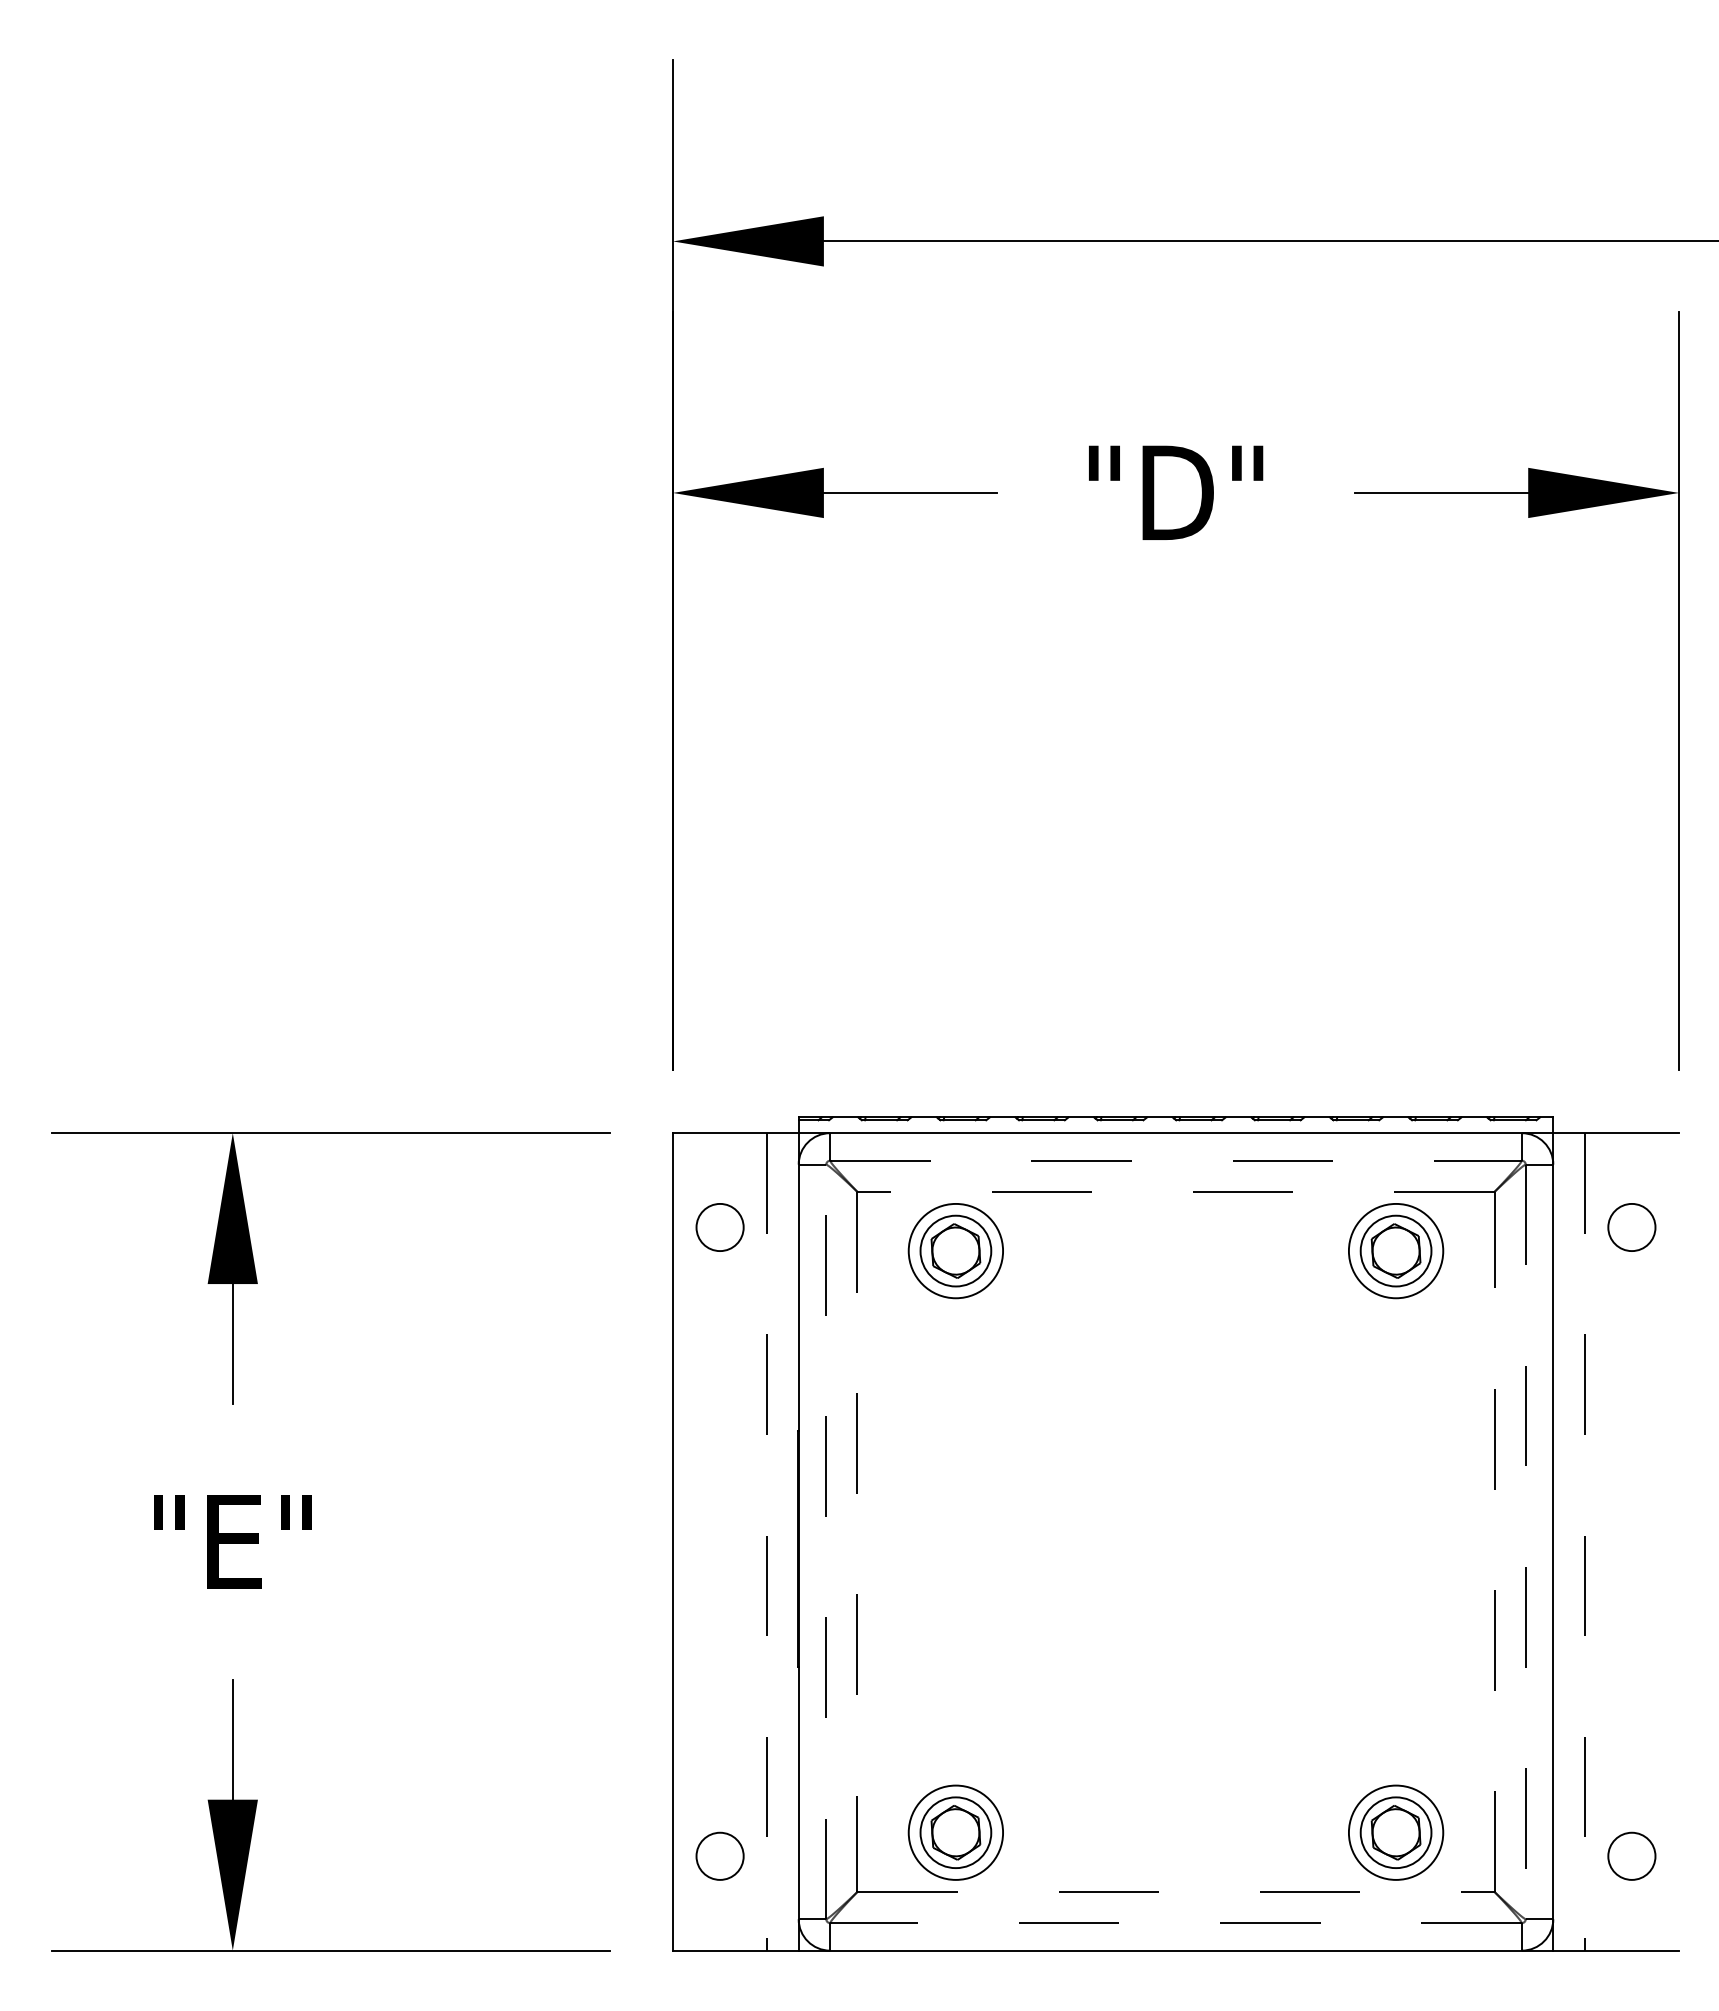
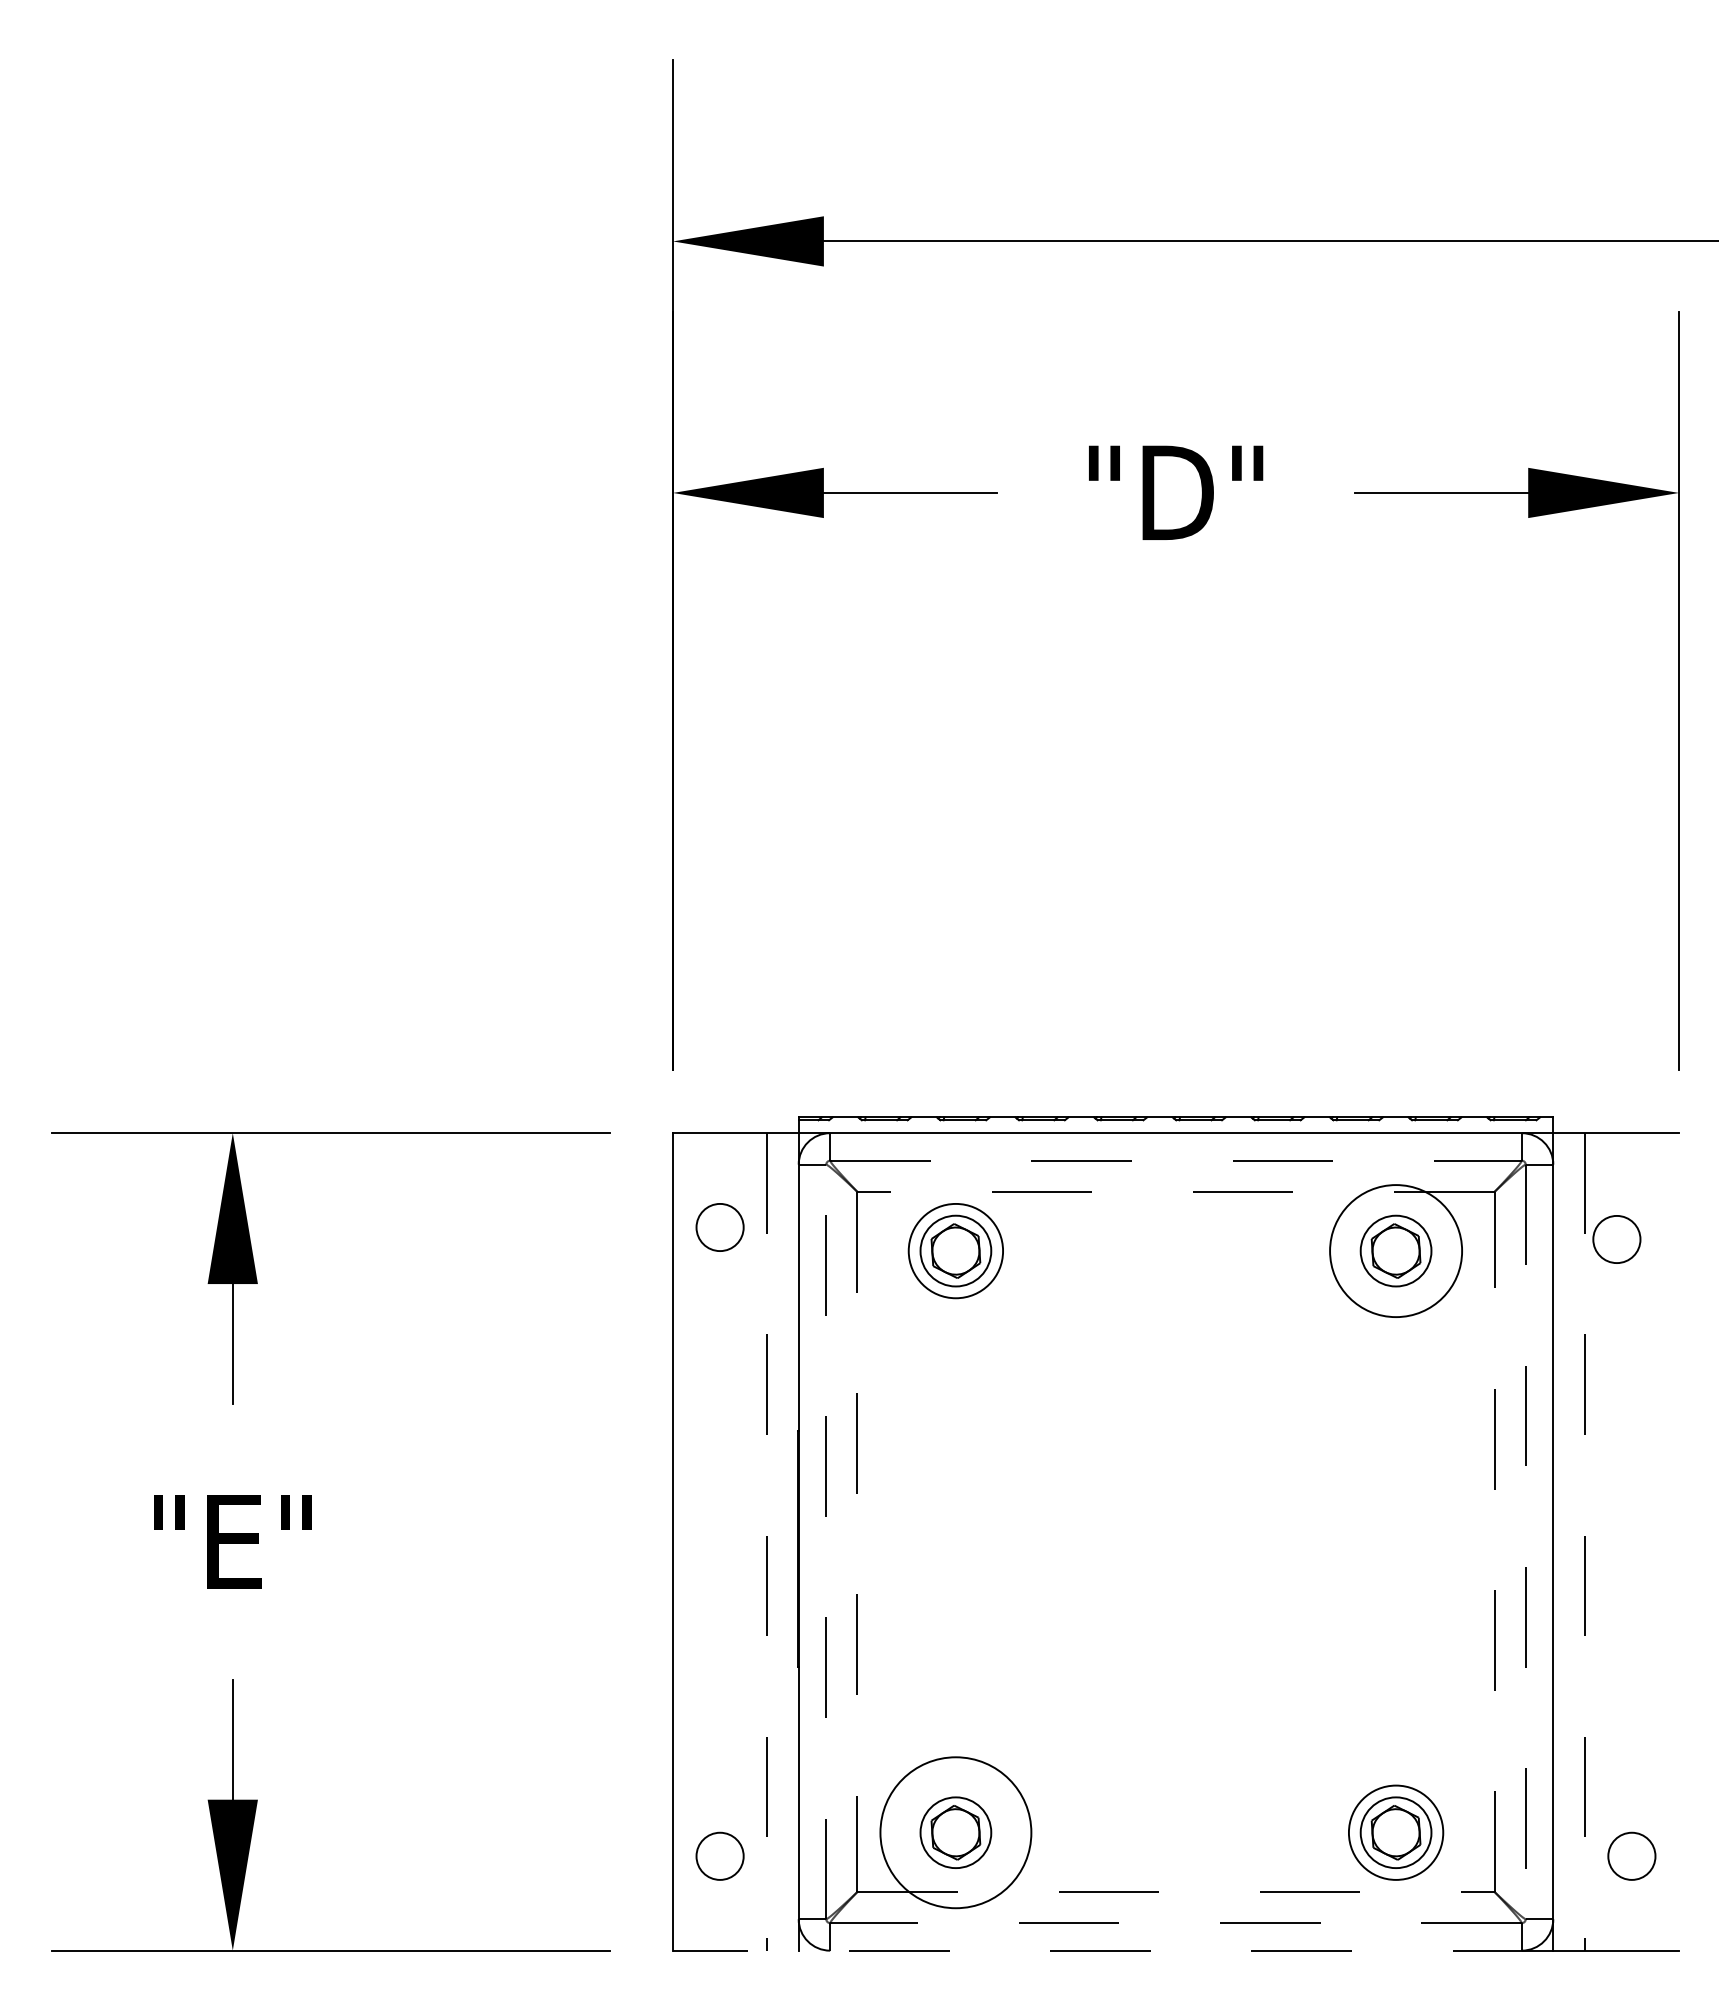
circle position: (1631, 1227) -> (1616, 1239) (1616, 1239)
circle diameter: 94 px -> 132 px (1396, 1251)
circle diameter: 94 px -> 151 px (955, 1832)
line: solid -> dashed (1112, 1950)
